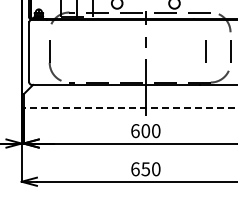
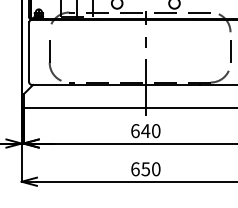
line: present -> none (205, 51)
line: dashed -> solid (130, 107)
text: 600 -> 640 (145, 131)
